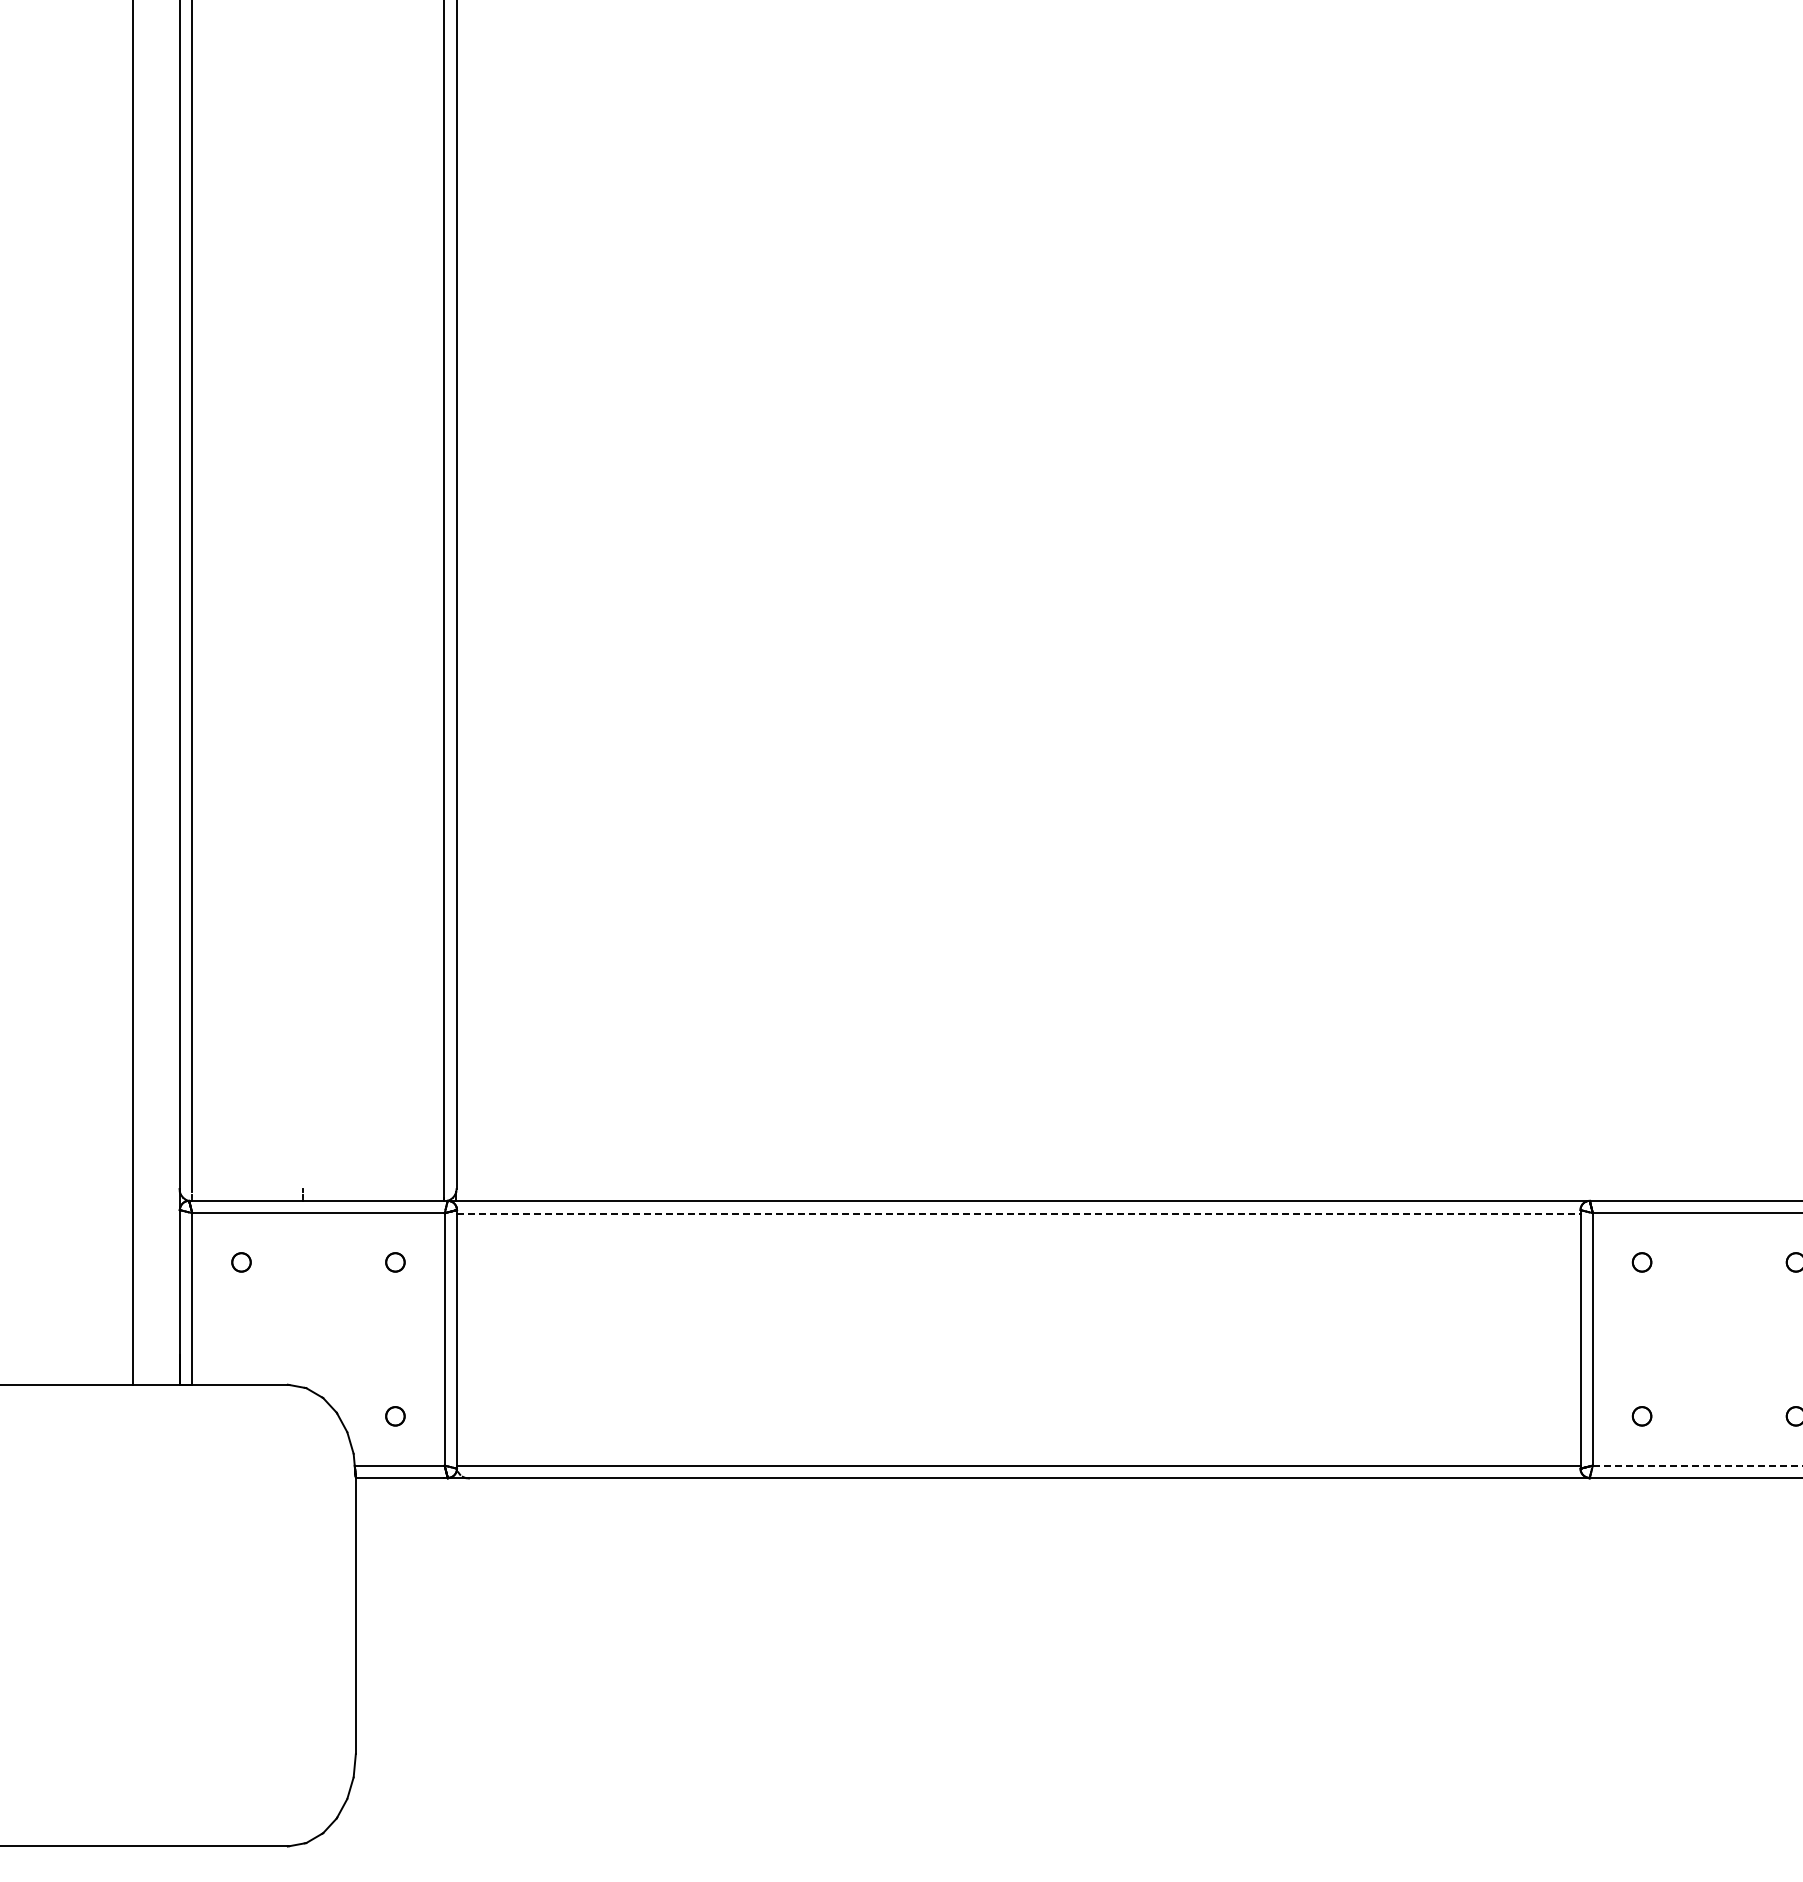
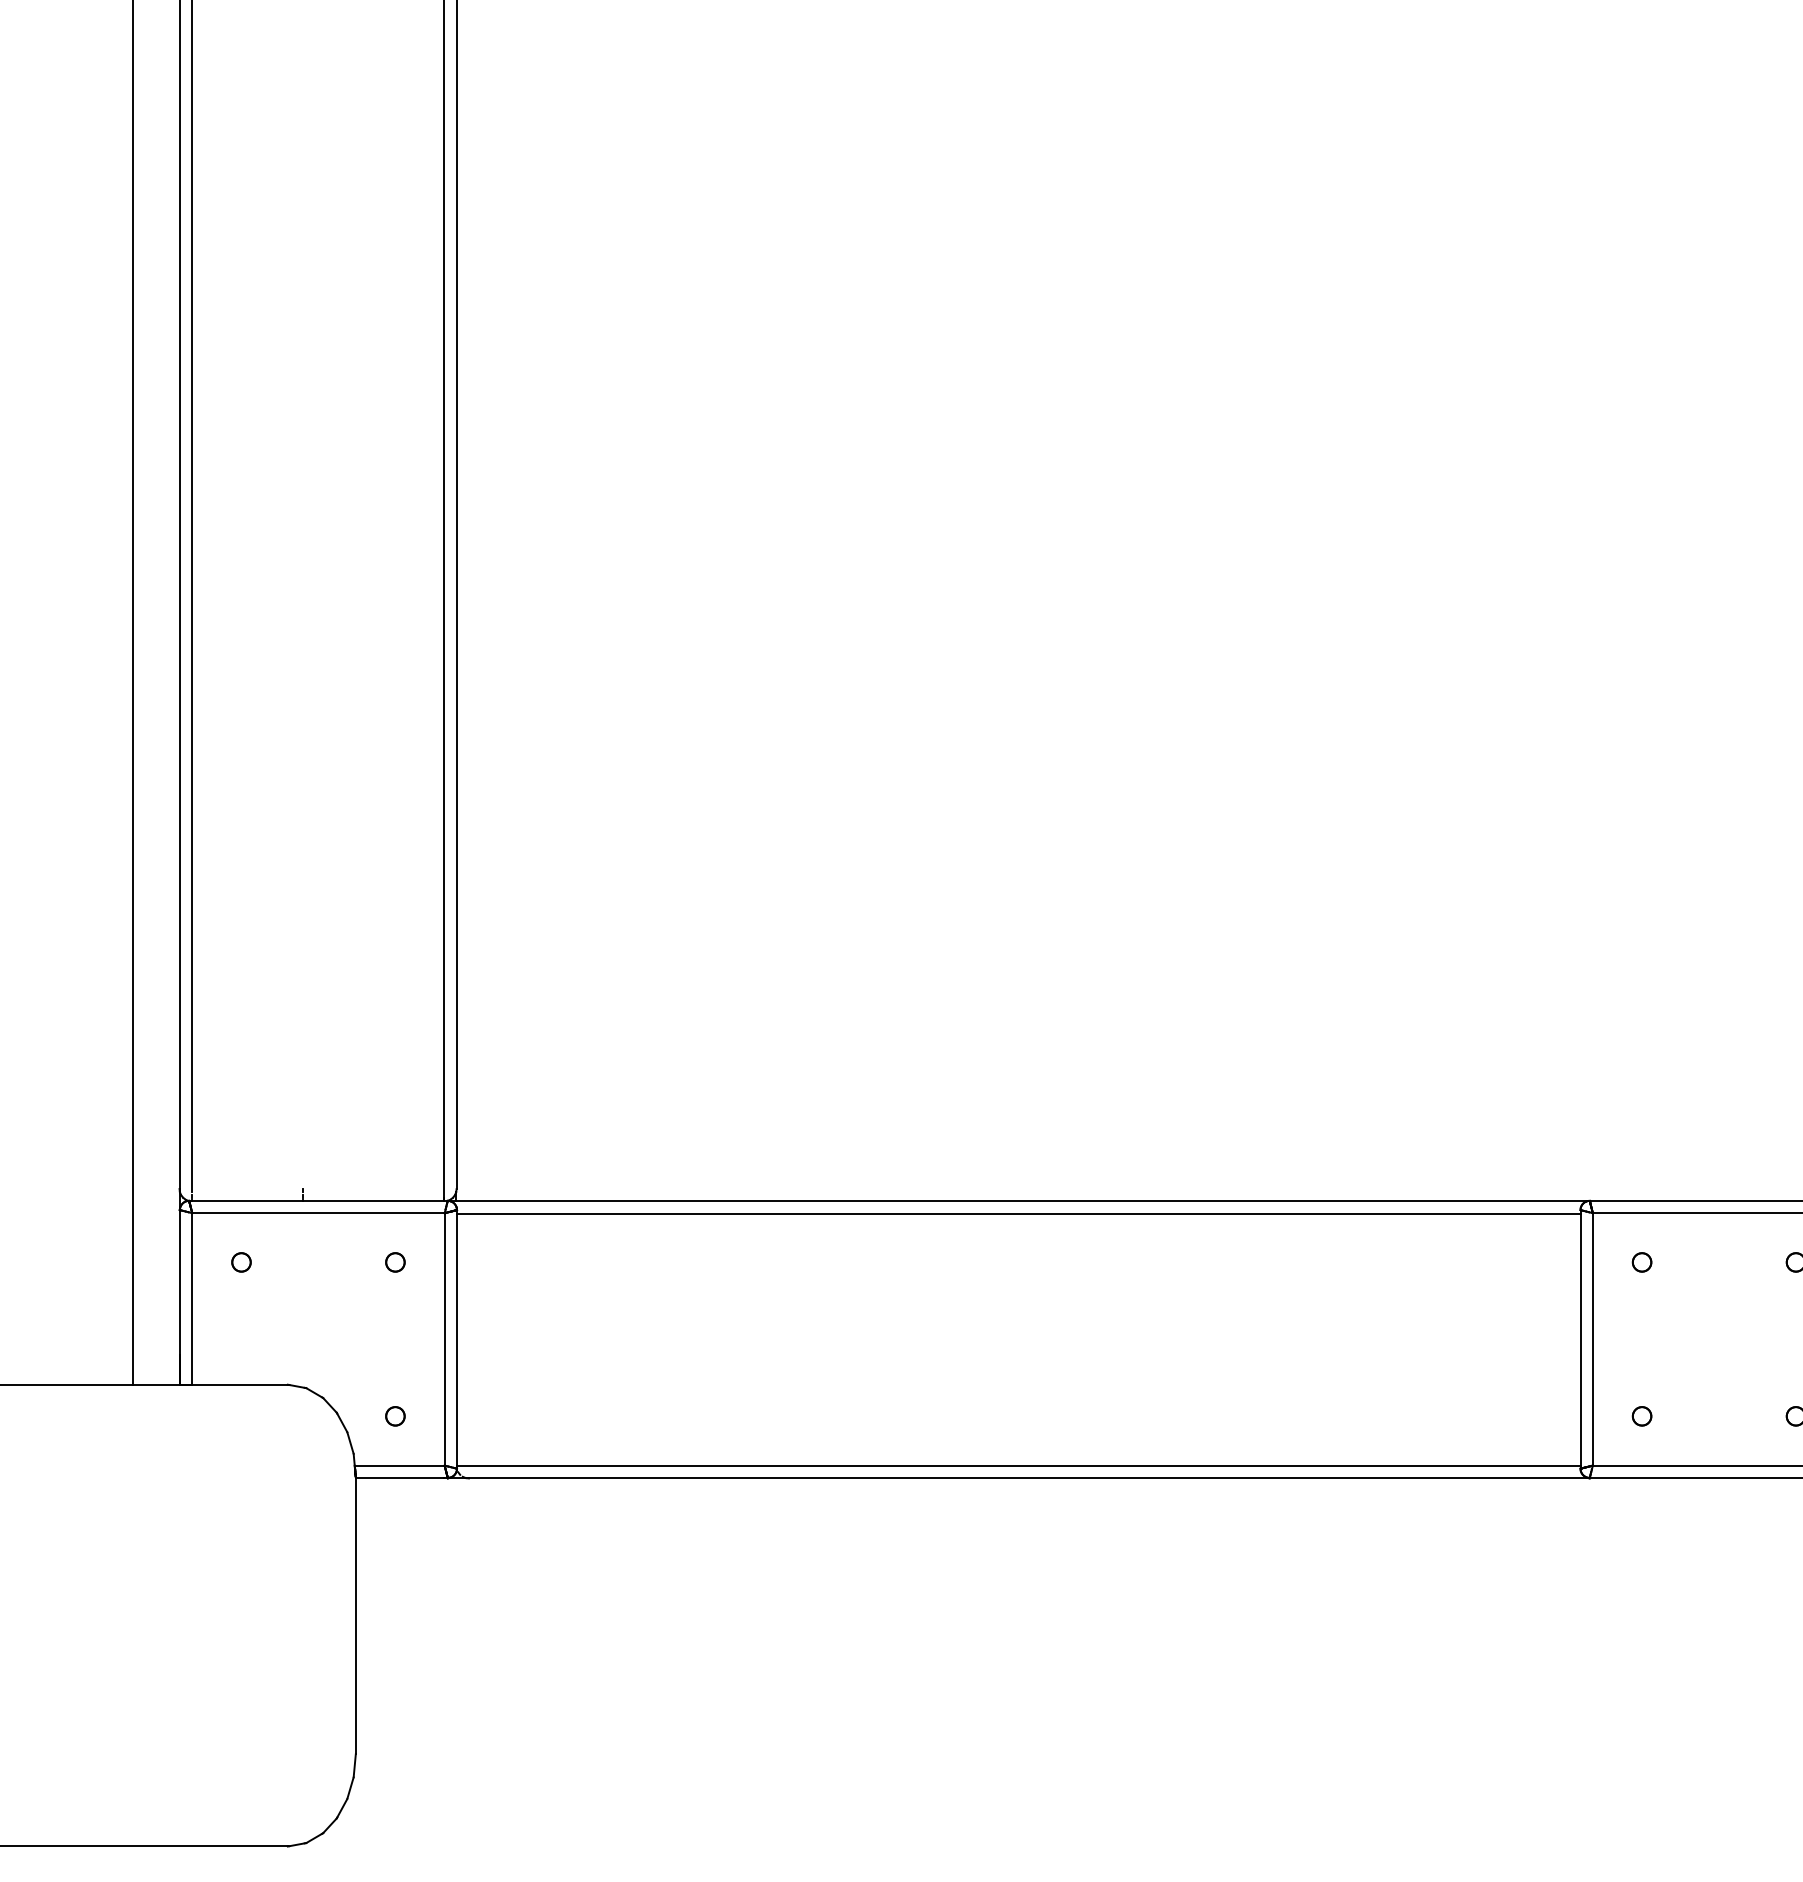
line: dashed -> solid (1018, 1213)
line: dashed -> solid (1697, 1465)
